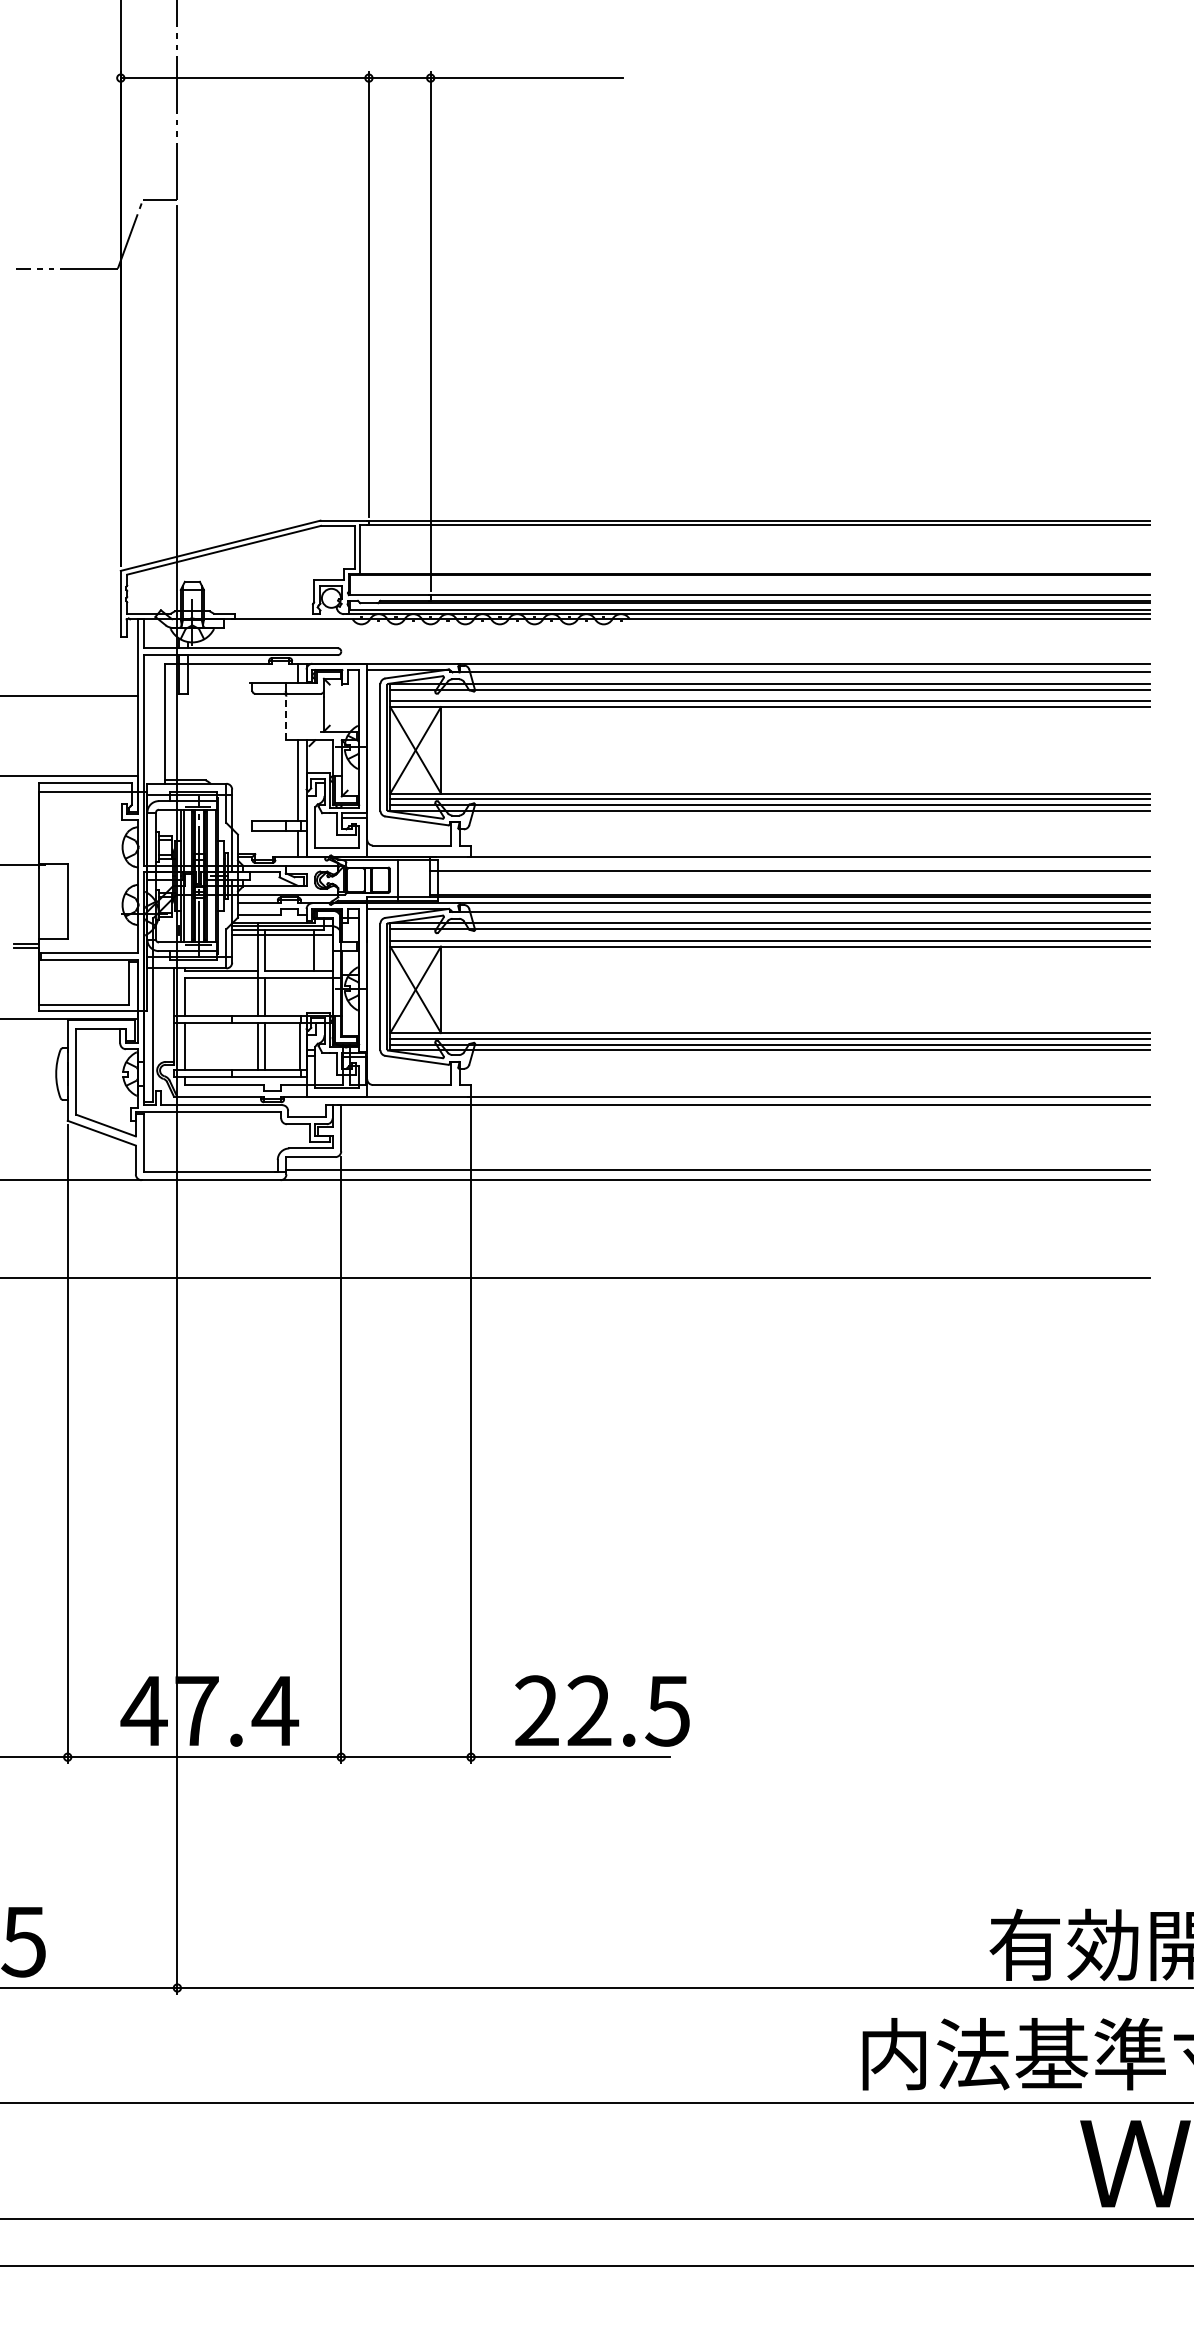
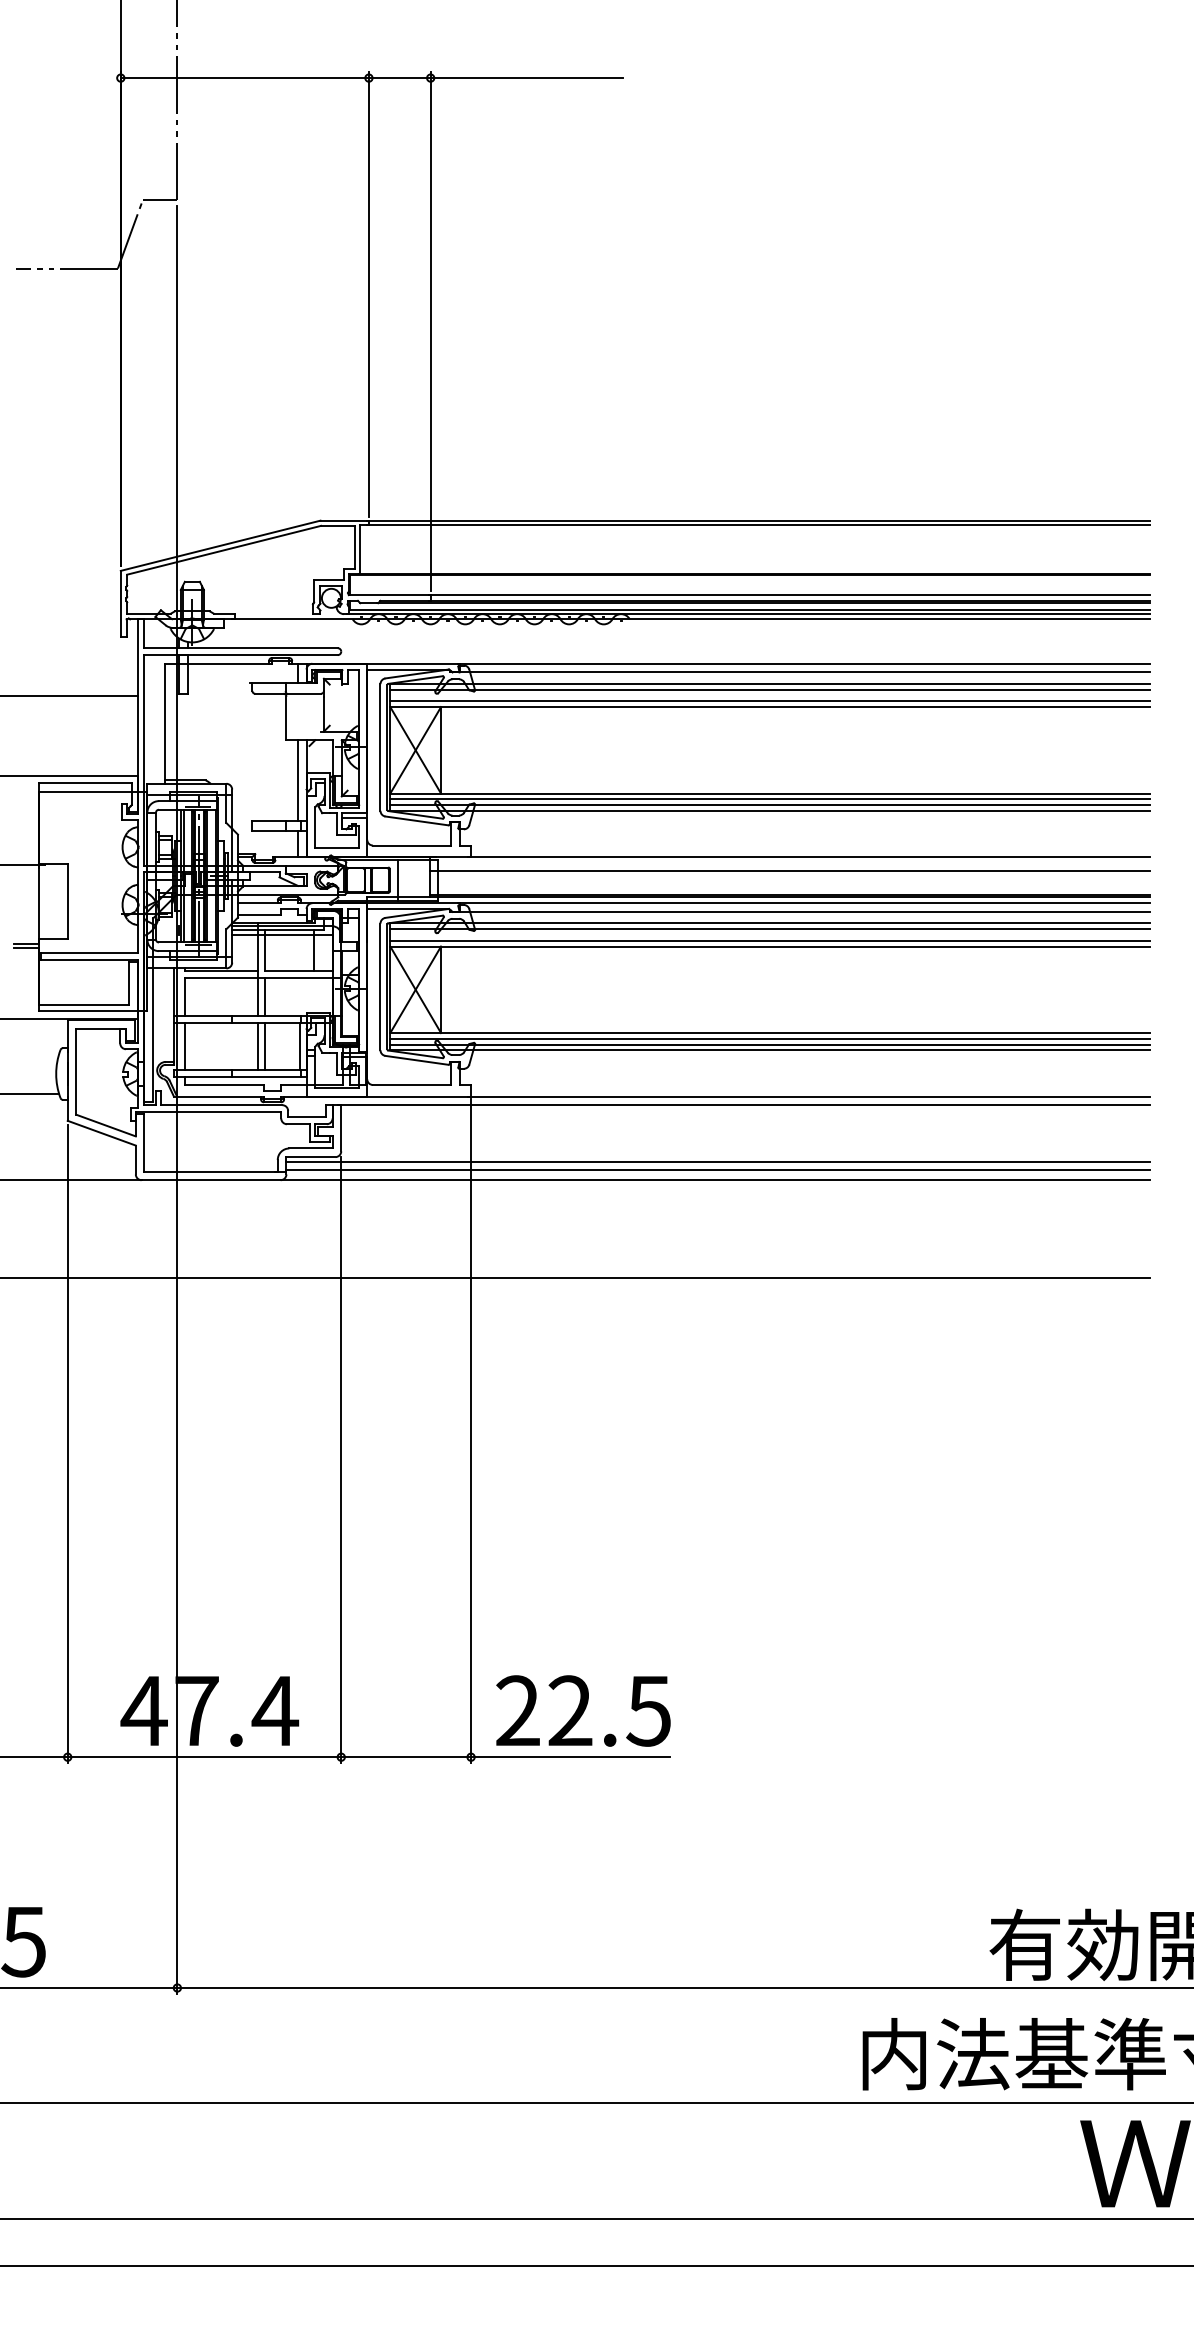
line: dashed -> solid (286, 718)
line: none -> present (30, 1093)
line: none -> present (717, 1161)
text position: (602, 1710) -> (583, 1710) (583, 1710)
